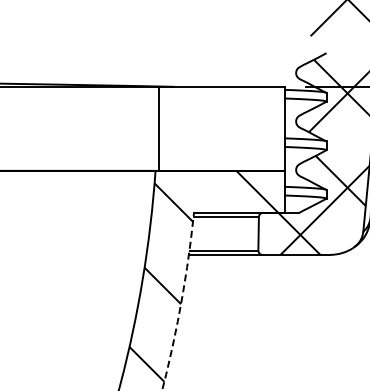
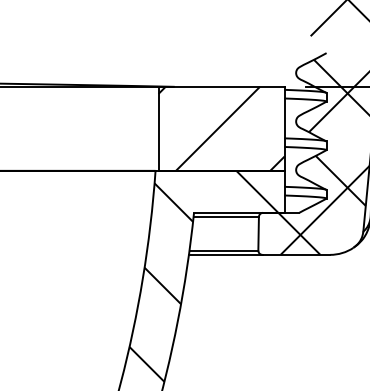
hatch: none -> present (221, 128)
arc: dashed -> solid (181, 302)
